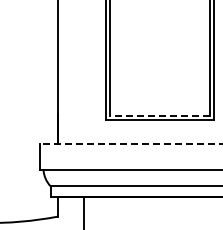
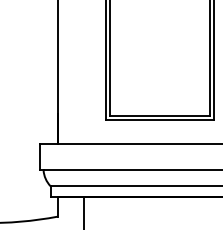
line: dashed -> solid (159, 115)
line: dashed -> solid (130, 143)
